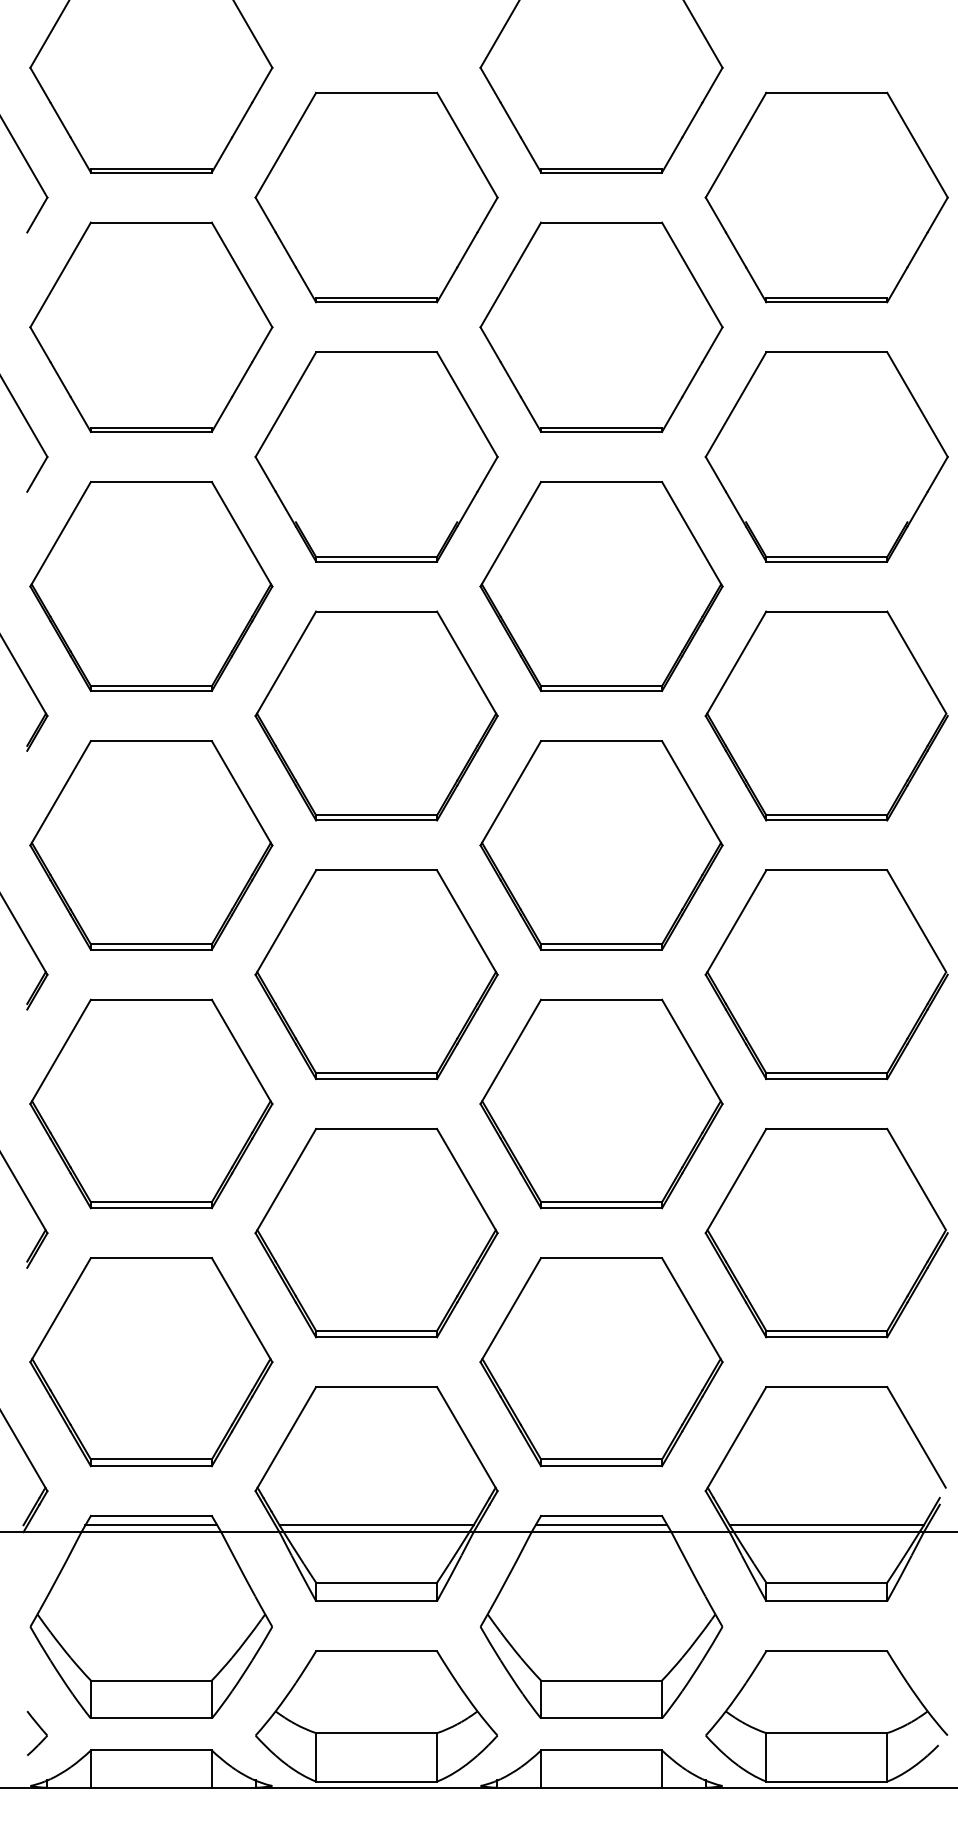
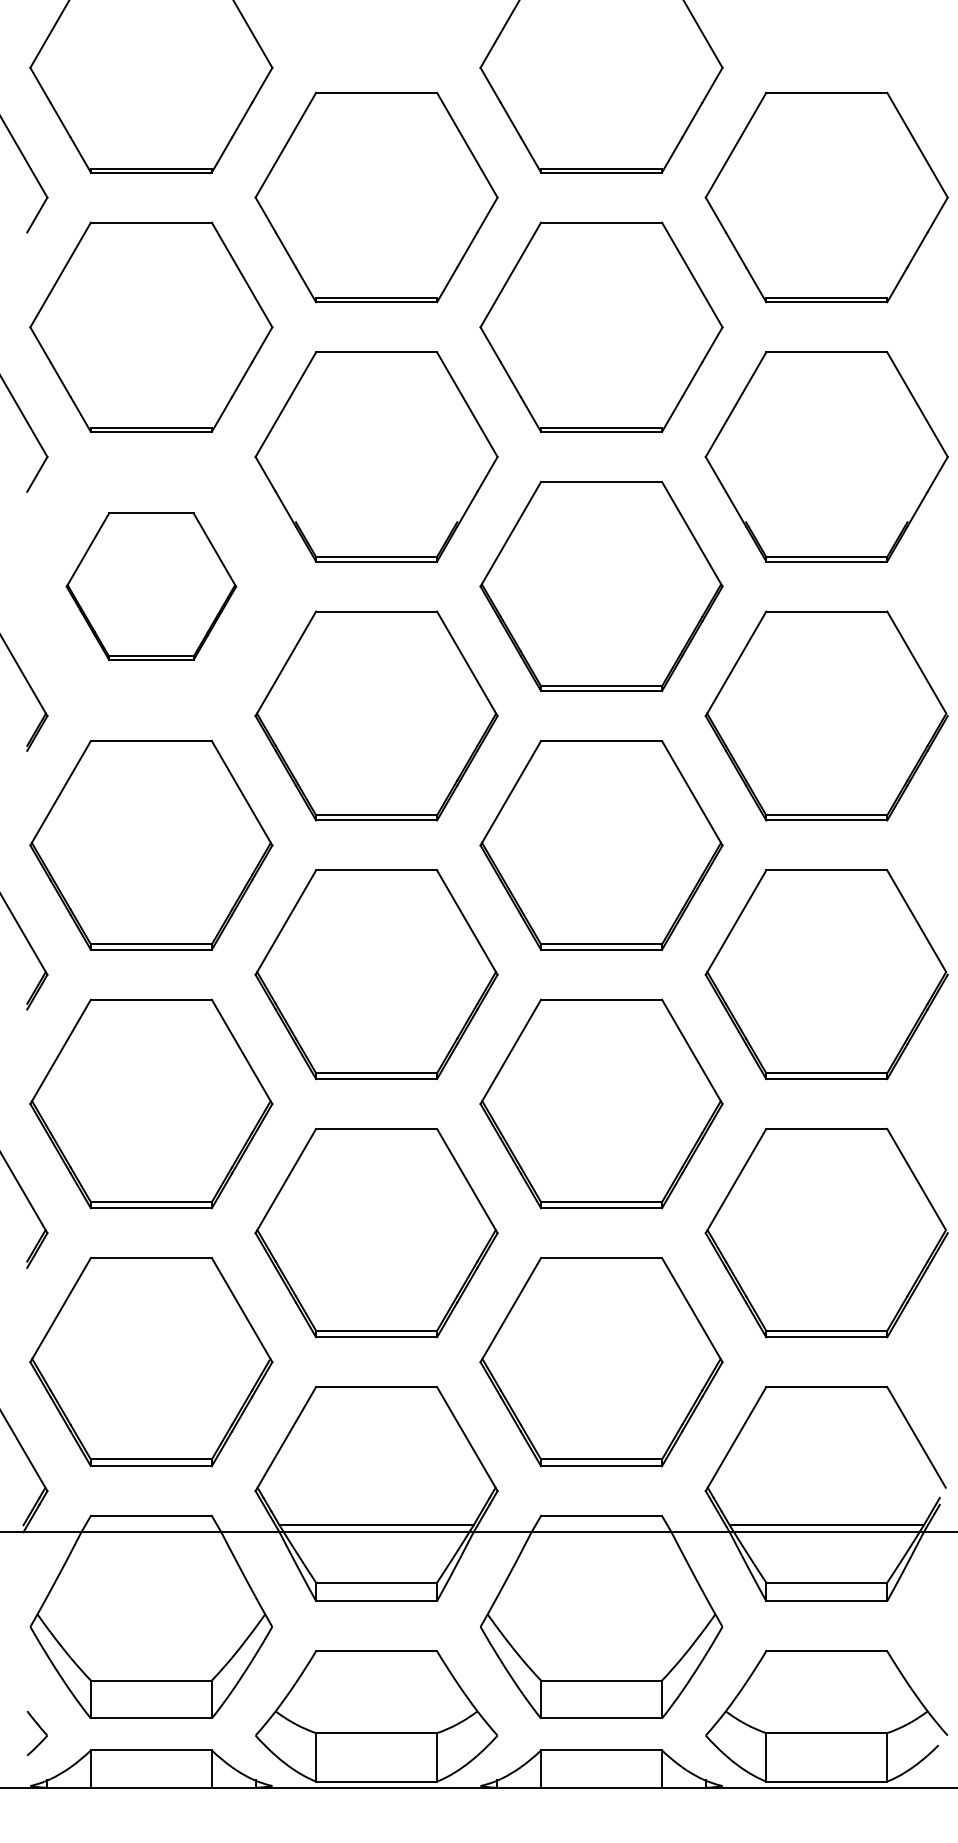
part size: 245x212 px -> 173x149 px (151, 586)
line: present -> none (151, 1525)
line: present -> none (601, 1525)
